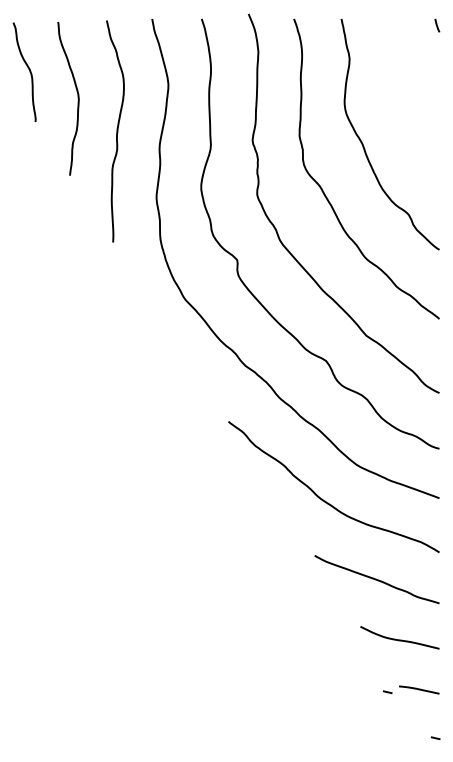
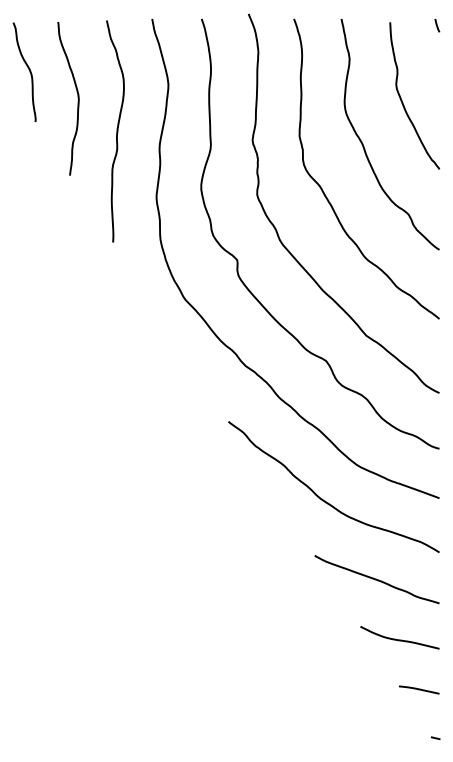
curve: none -> present (402, 100)
line: present -> none (387, 692)
